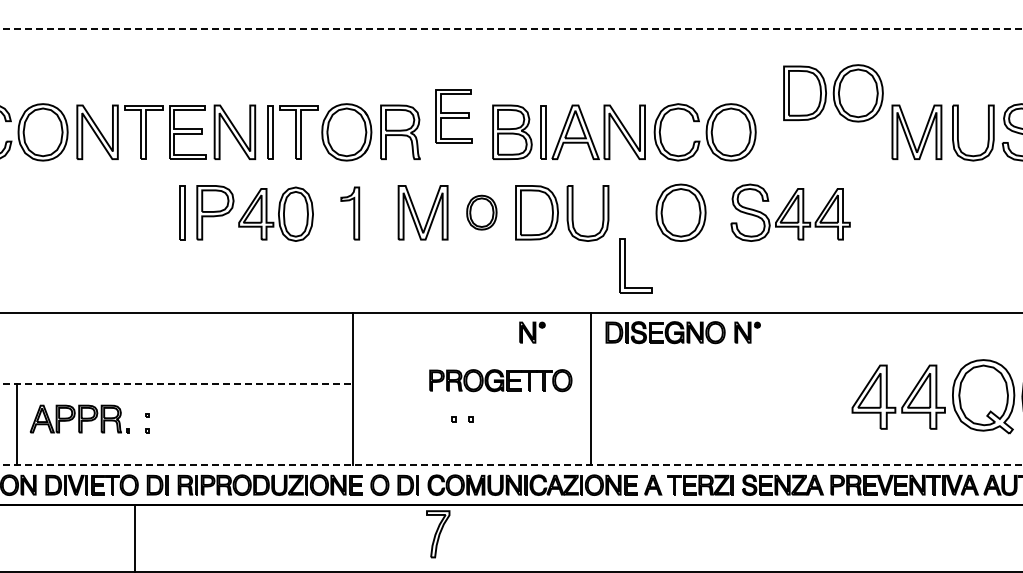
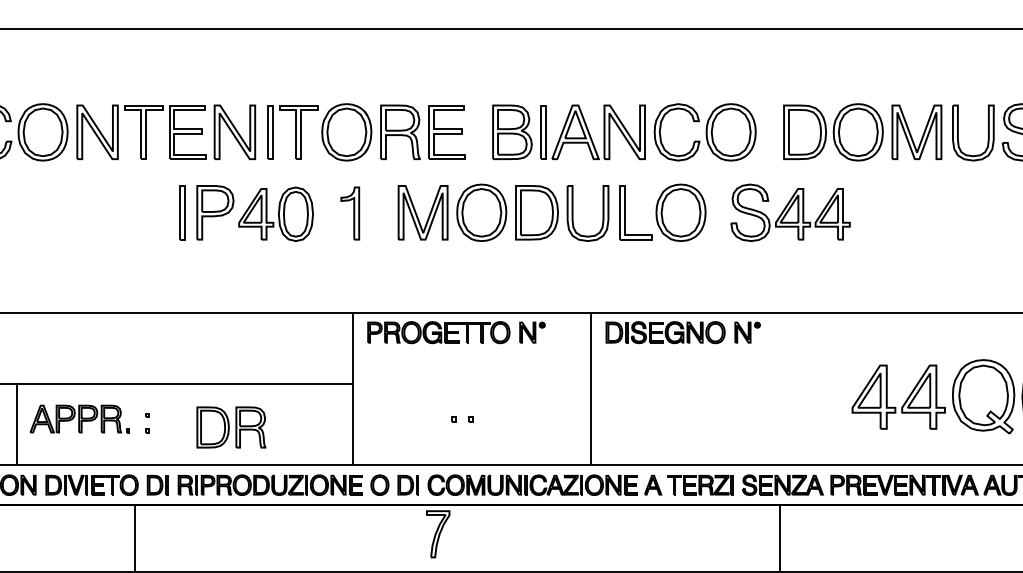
line: dashed -> solid (511, 29)
part position: (833, 93) -> (833, 132) (833, 132)
part position: (453, 116) -> (446, 132) (446, 132)
part size: 32x37 px -> 52x59 px (481, 212)
part position: (625, 265) -> (625, 212) (625, 212)
part position: (500, 380) -> (438, 332) (438, 332)
line: dashed -> solid (176, 384)
part: none -> present (231, 427)
line: dashed -> solid (511, 464)
line: none -> present (779, 537)
